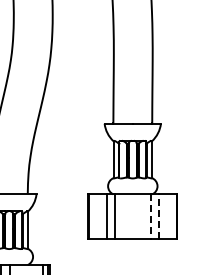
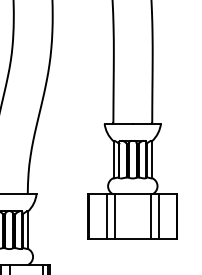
line: dashed -> solid (158, 215)
line: dashed -> solid (151, 216)
